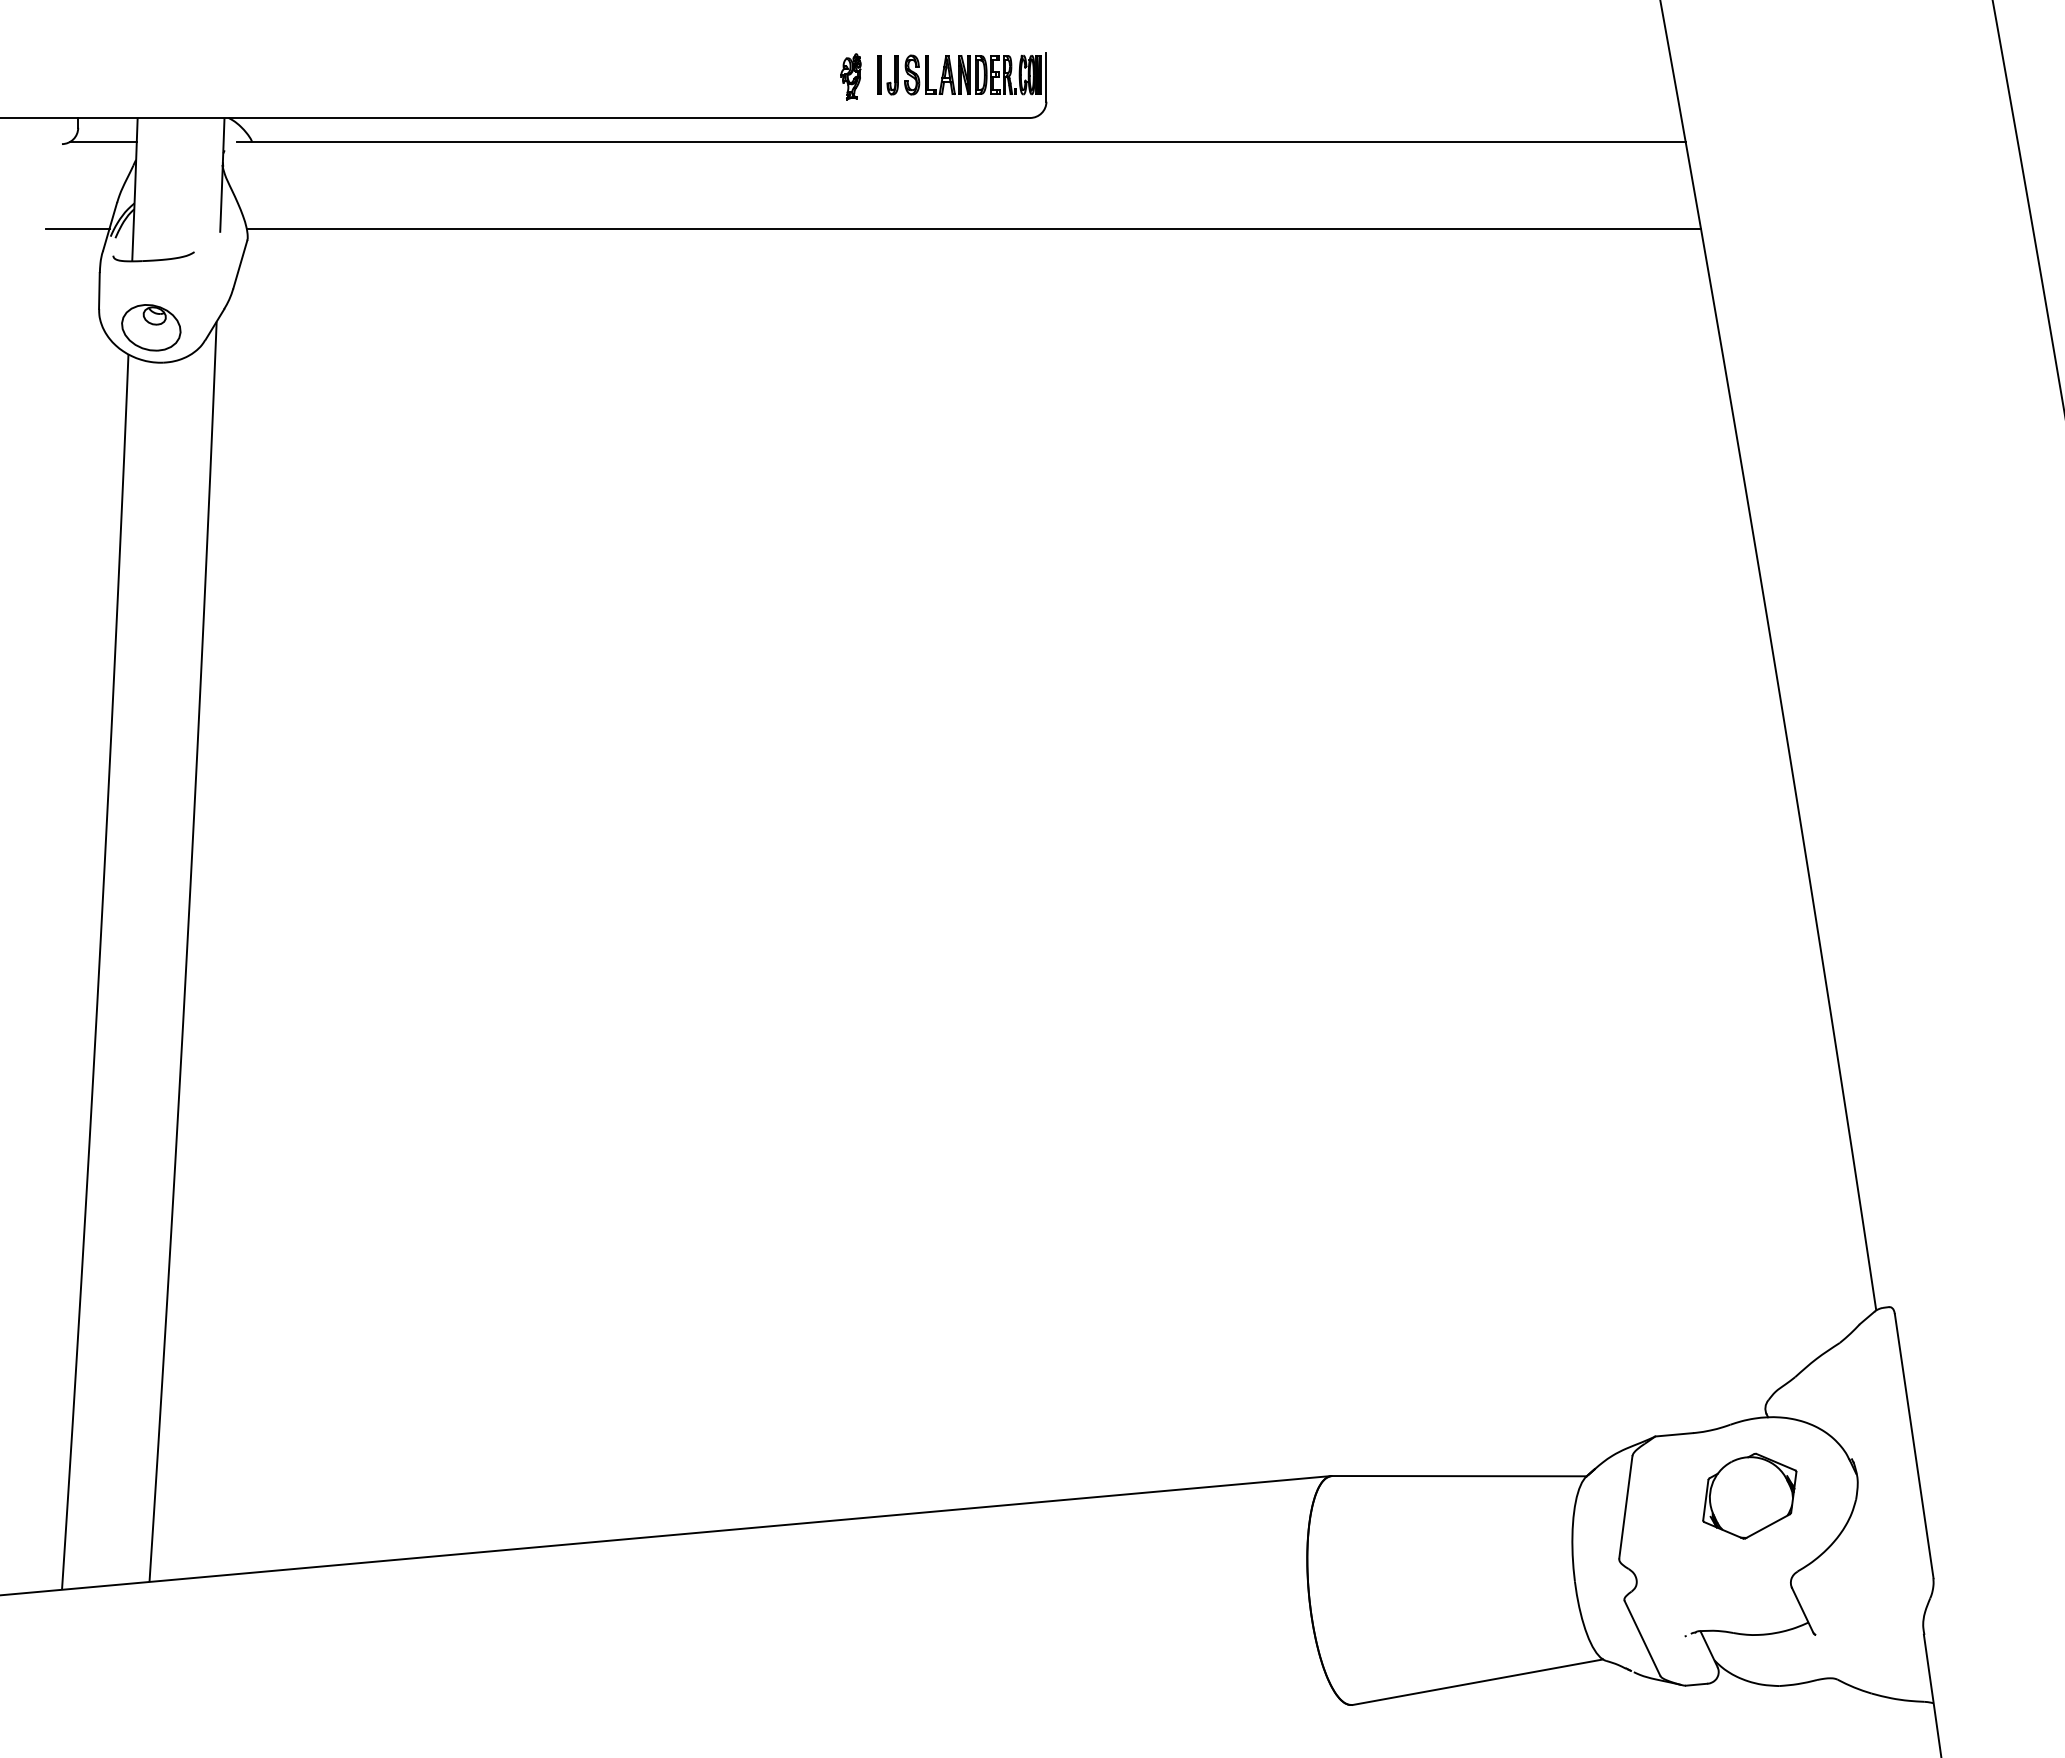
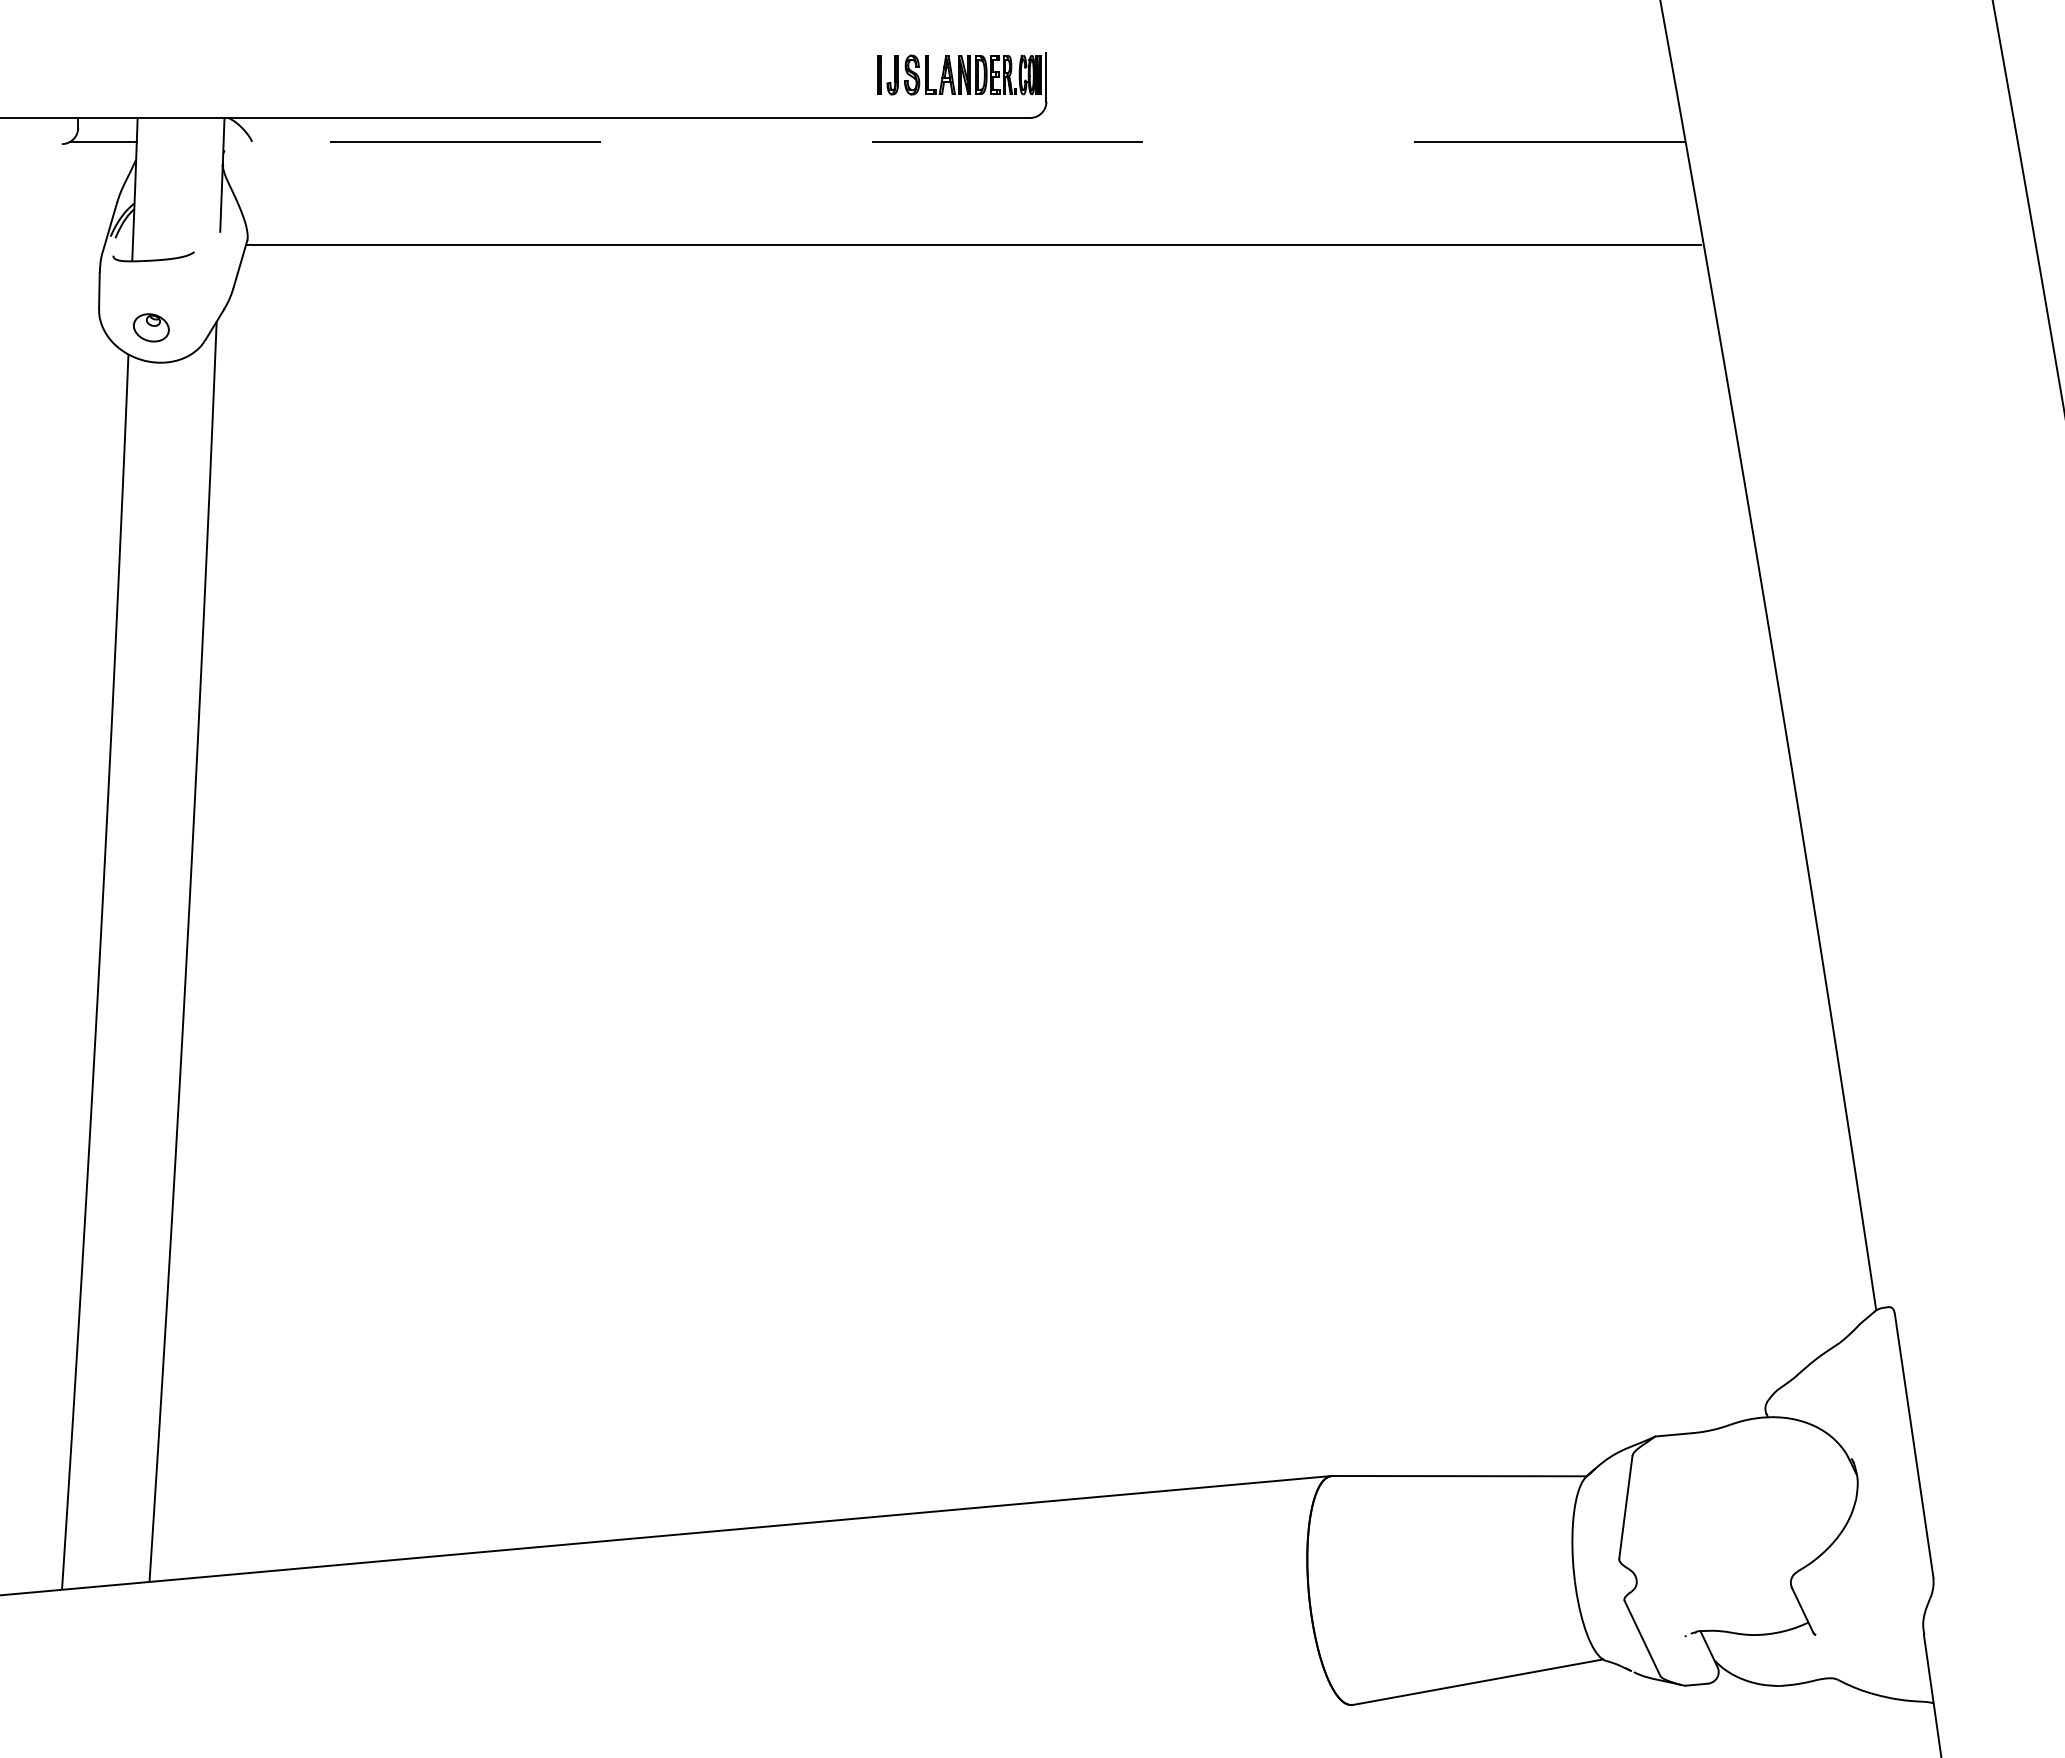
part: present -> none (850, 76)
line: solid -> dashed (960, 141)
line: present -> none (77, 228)
line position: (973, 228) -> (973, 244) (973, 244)
part size: 61x48 px -> 37x30 px (151, 327)
part: present -> none (1749, 1495)
